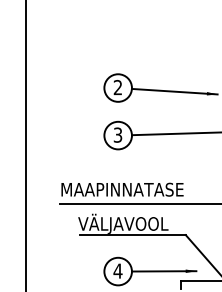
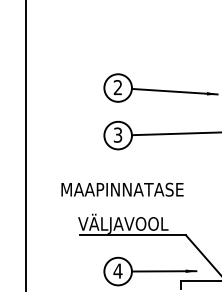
line: present -> none (138, 204)
